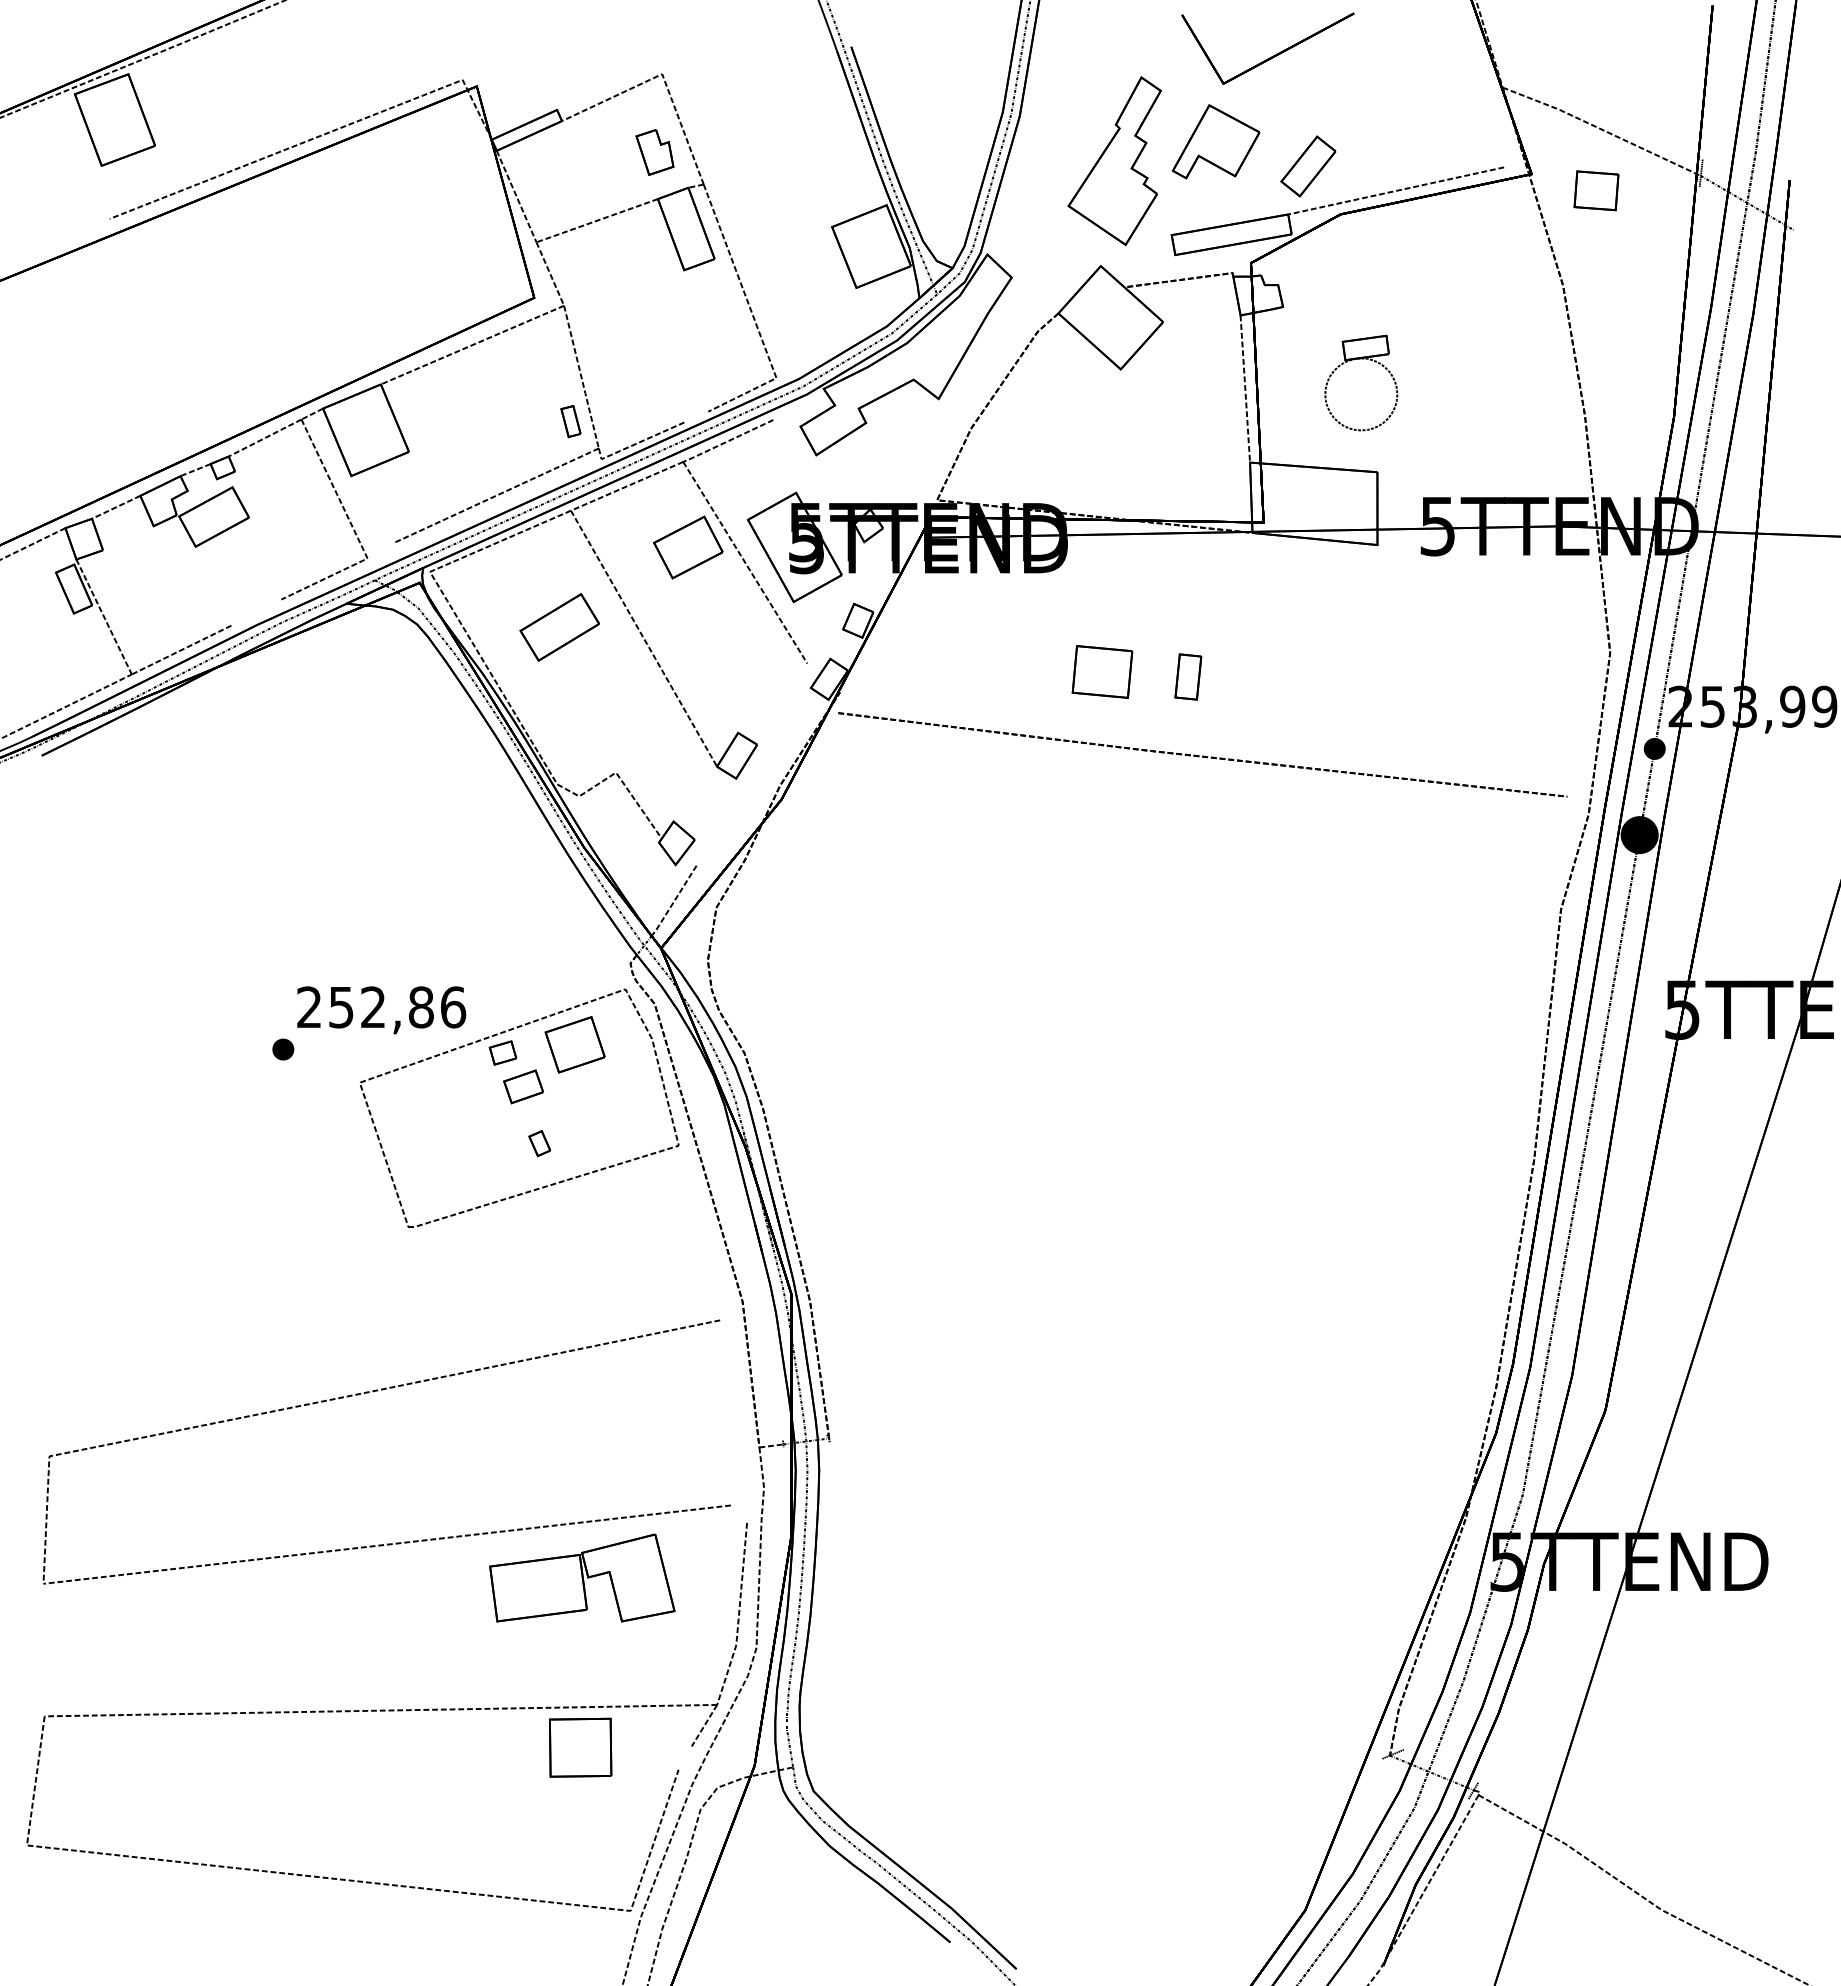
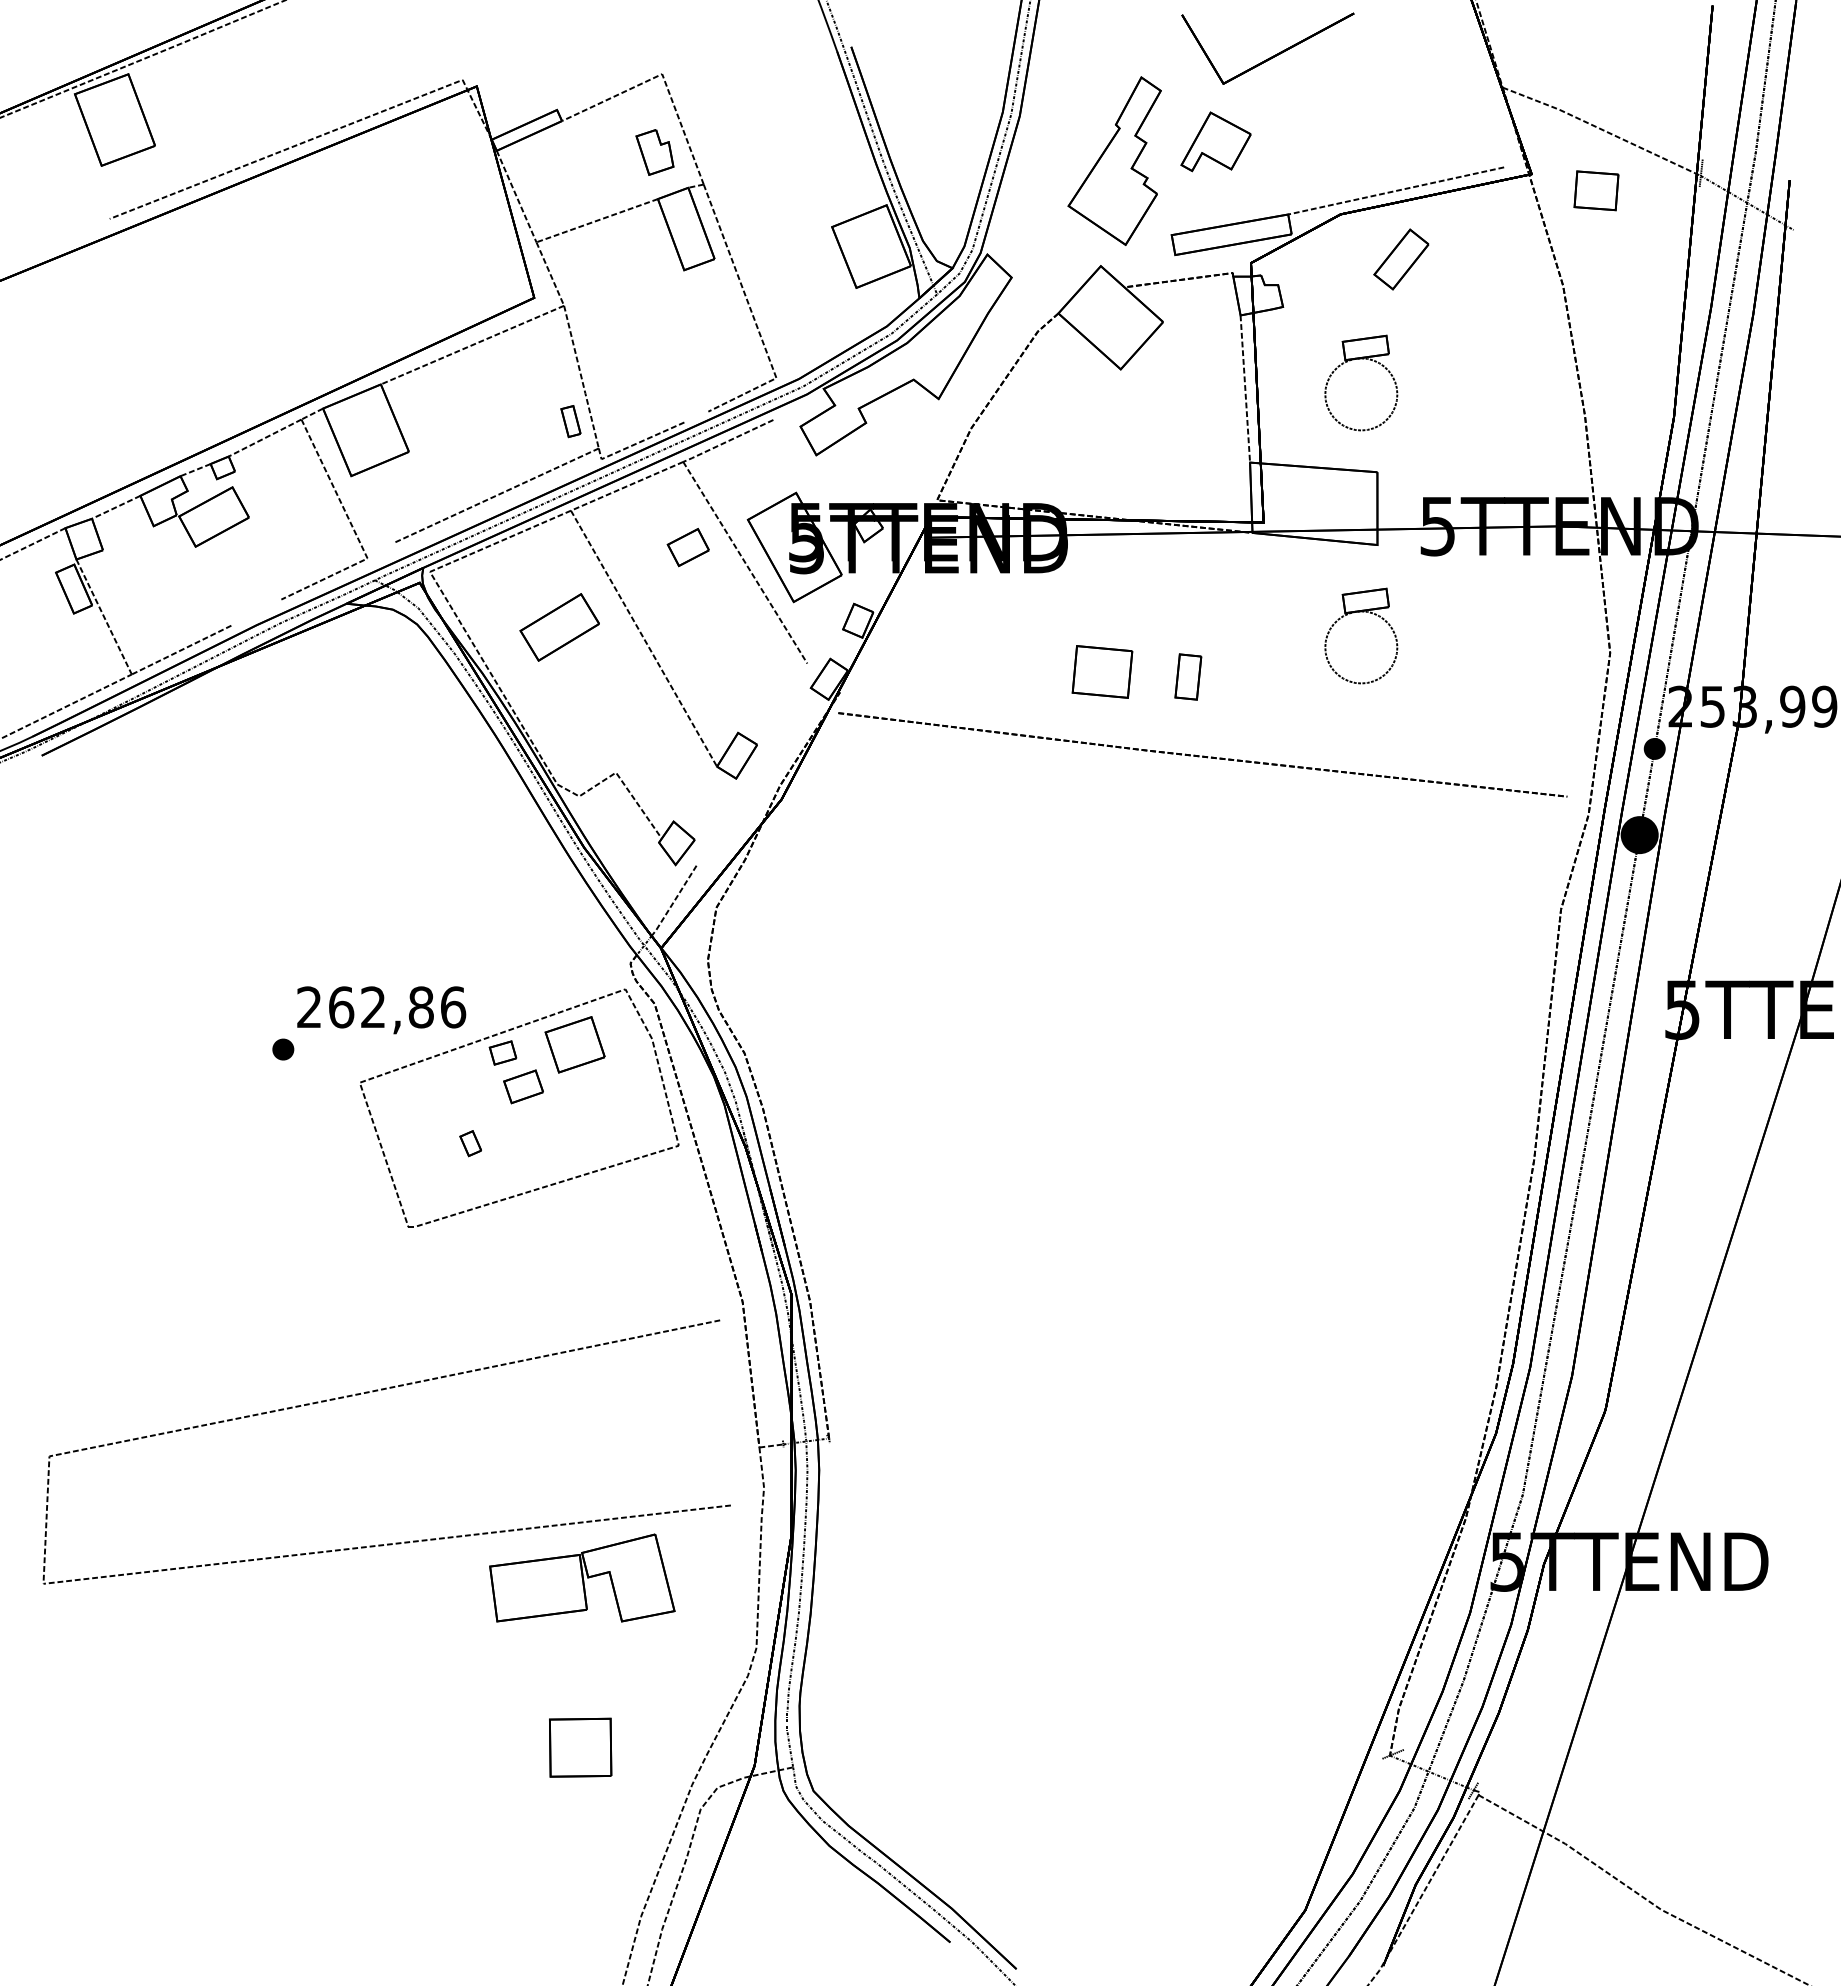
part size: 90x76 px -> 72x62 px (1215, 141)
part position: (1308, 166) -> (1401, 259) (1401, 259)
part size: 71x65 px -> 44x40 px (687, 547)
part: none -> present (1361, 612)
text: 252,86 -> 262,86 (341, 1007)
part position: (539, 1143) -> (470, 1143) (470, 1143)
part: present -> none (385, 1711)
